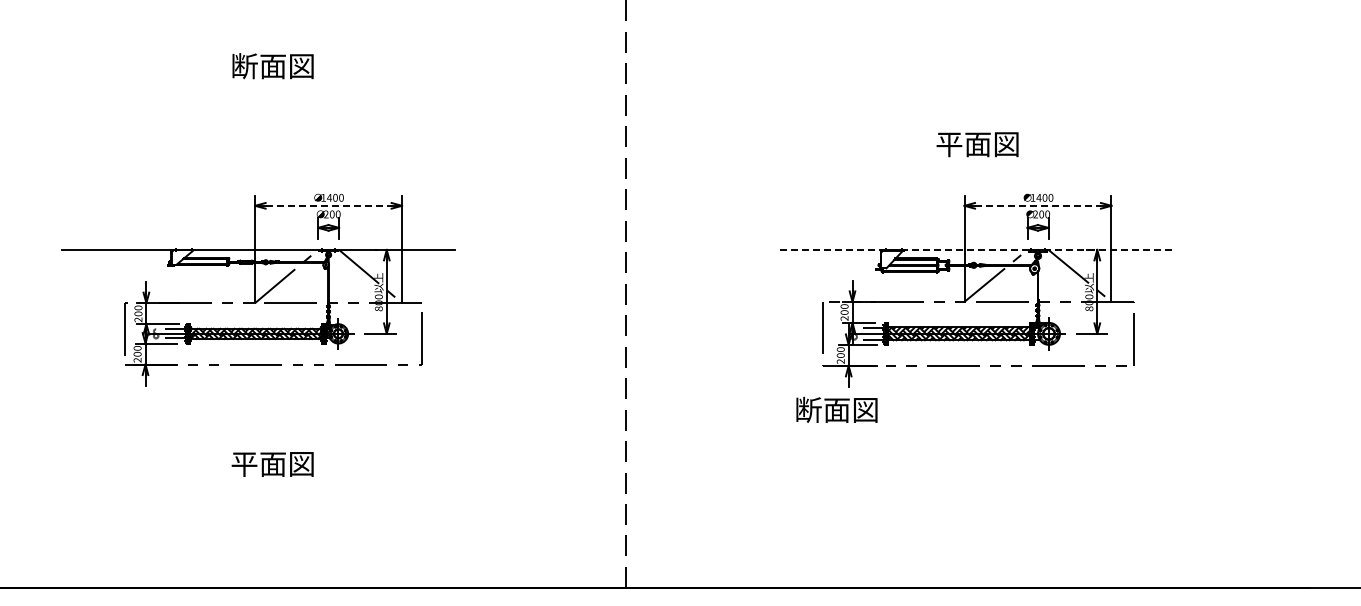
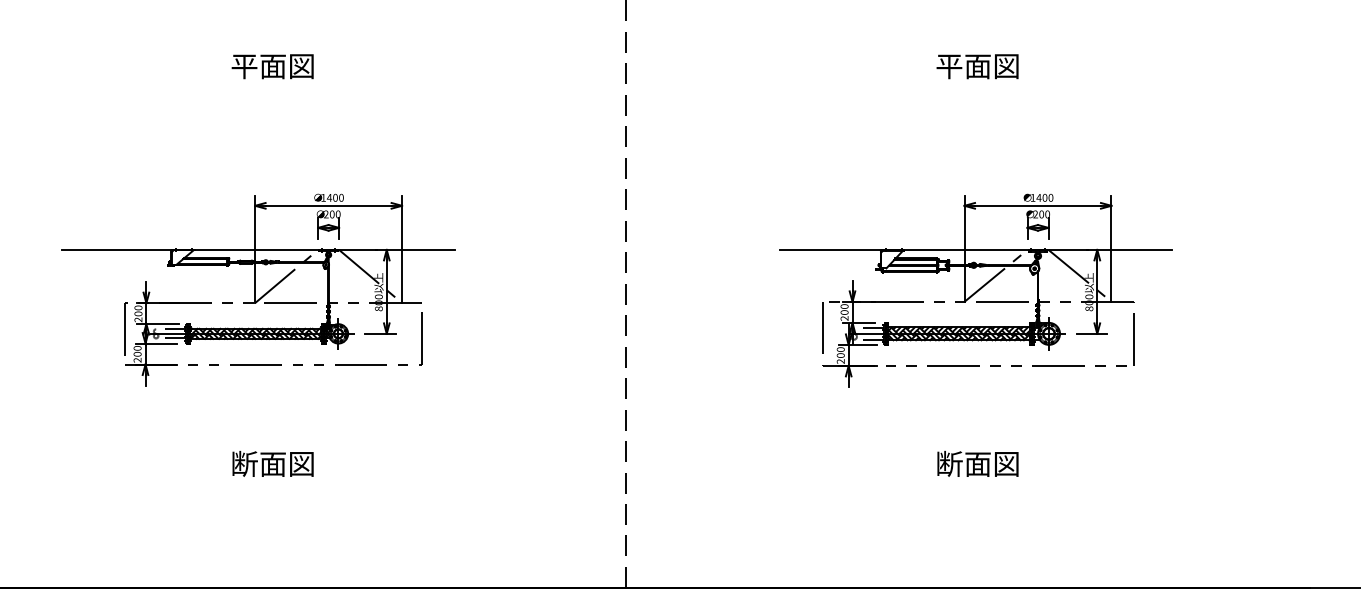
text: 断面図 -> 平面図 (244, 66)
text position: (977, 144) -> (977, 66) (977, 66)
line: dashed -> solid (328, 205)
line: dashed -> solid (1037, 205)
line: dashed -> solid (976, 249)
text position: (836, 409) -> (977, 463) (977, 463)
text: 平面図 -> 断面図 (244, 463)
